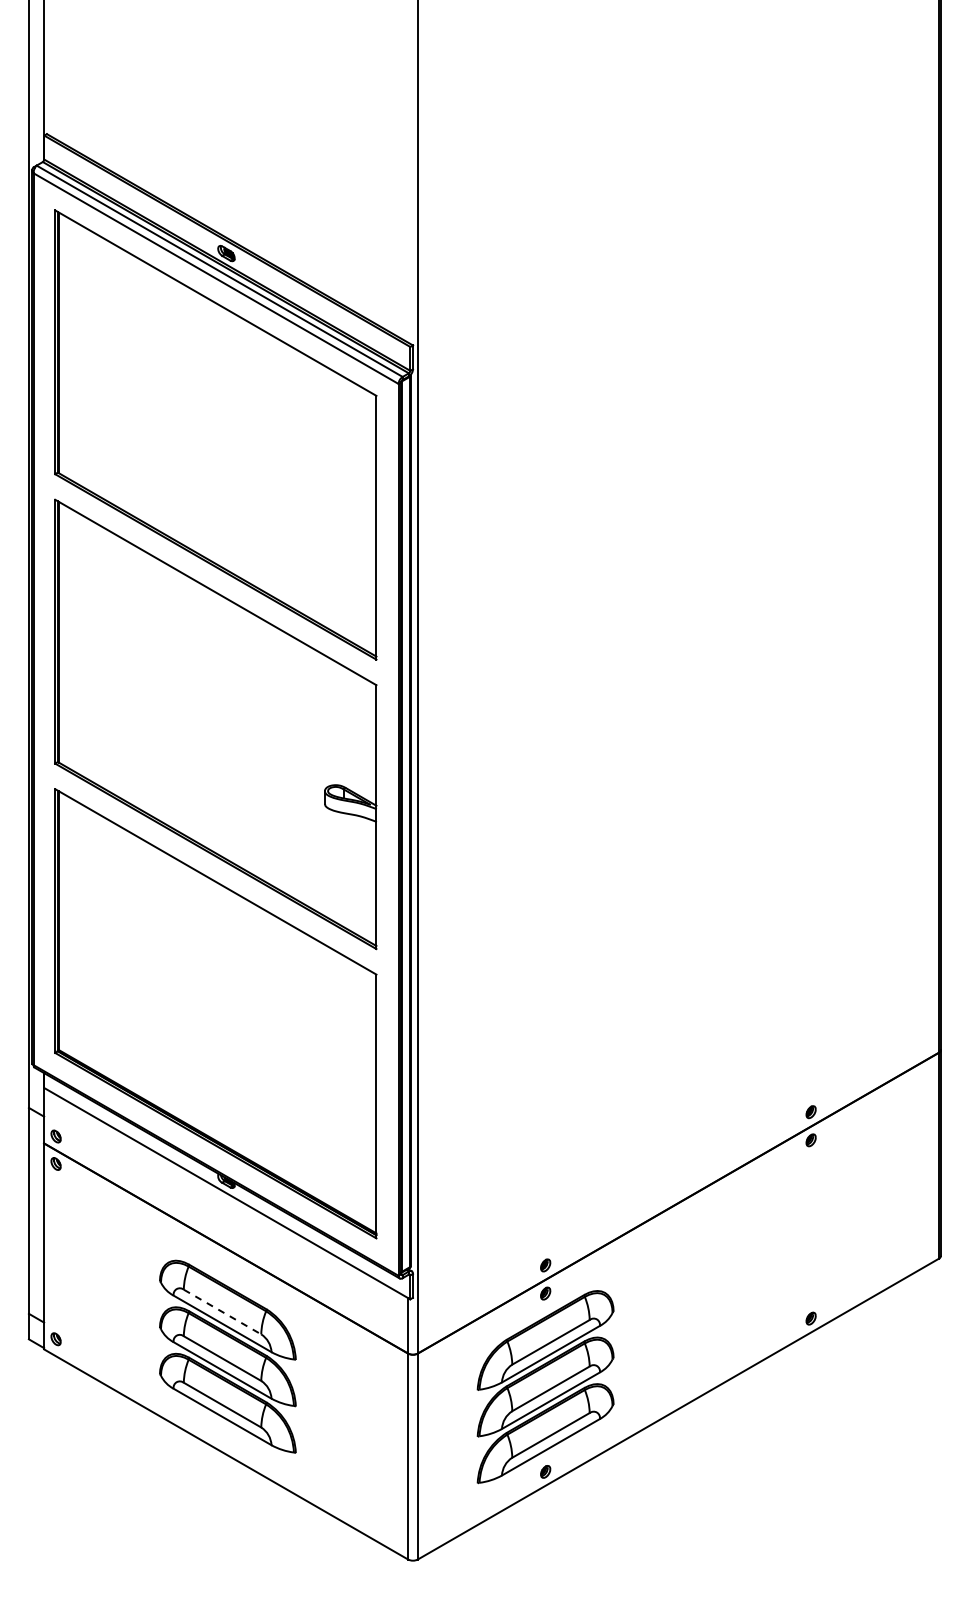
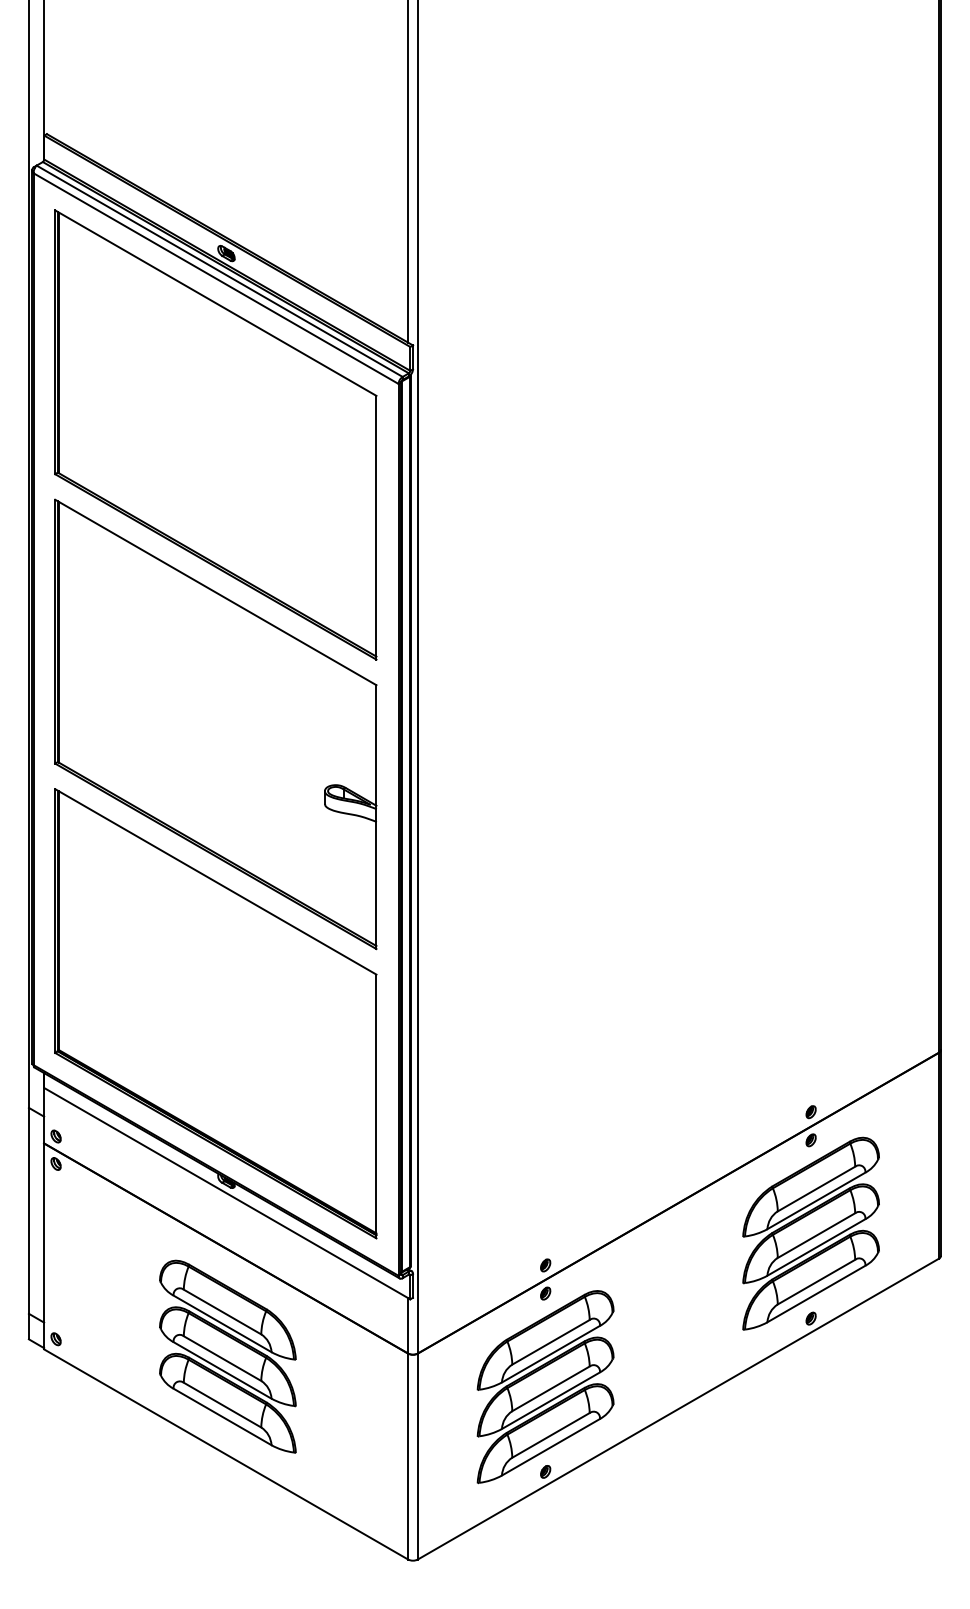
line: none -> present (408, 172)
part: none -> present (810, 1233)
line: dashed -> solid (222, 1312)
